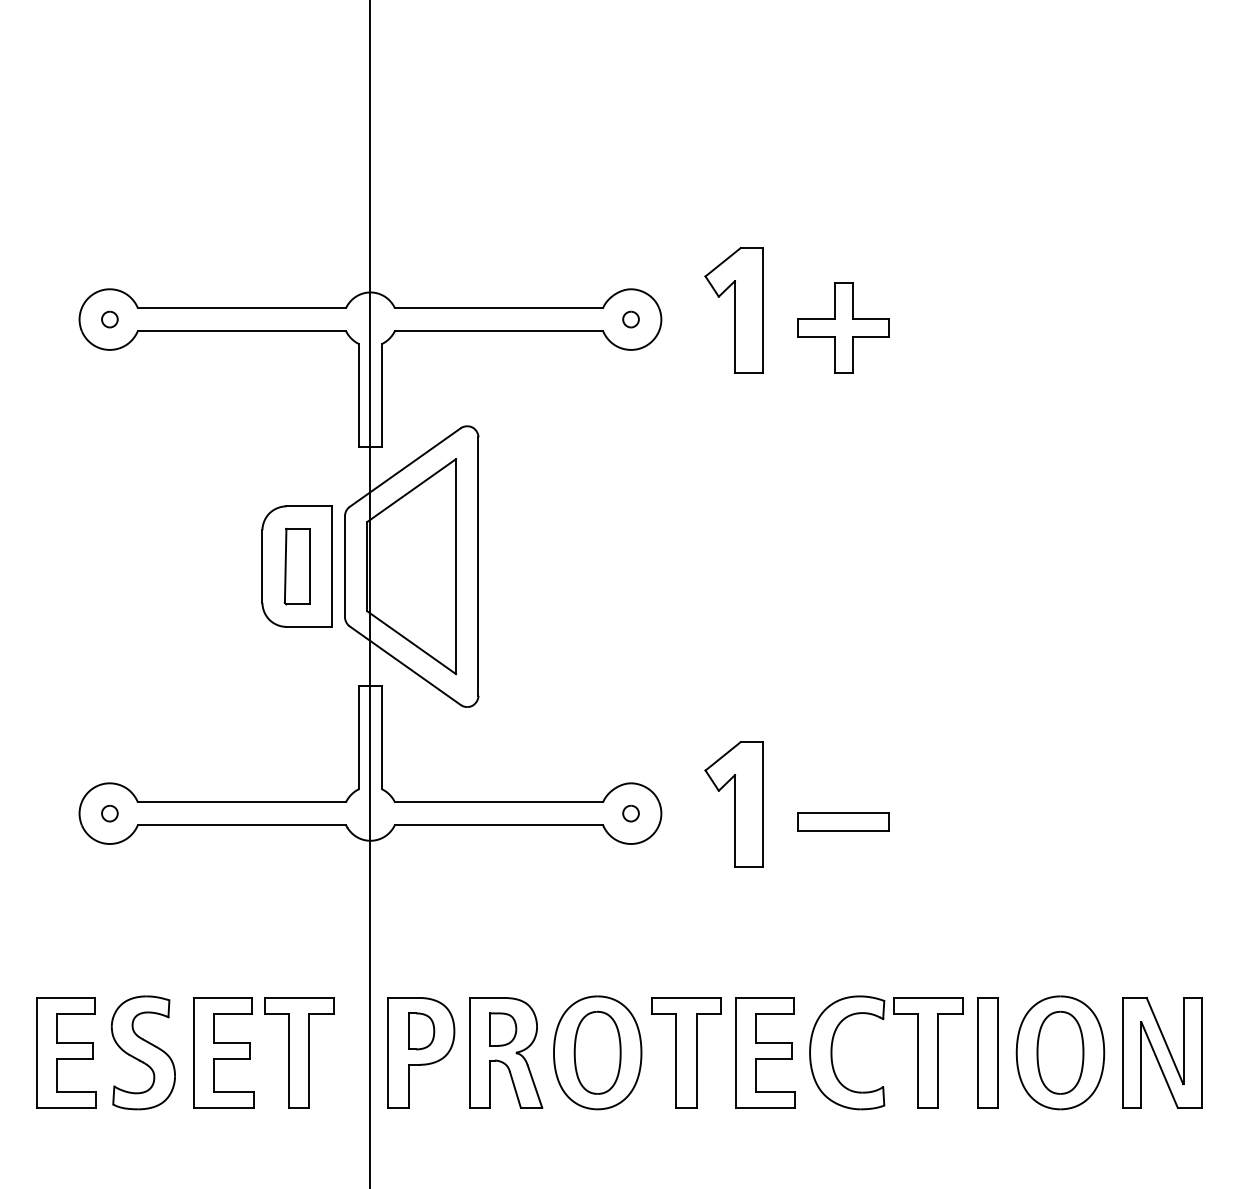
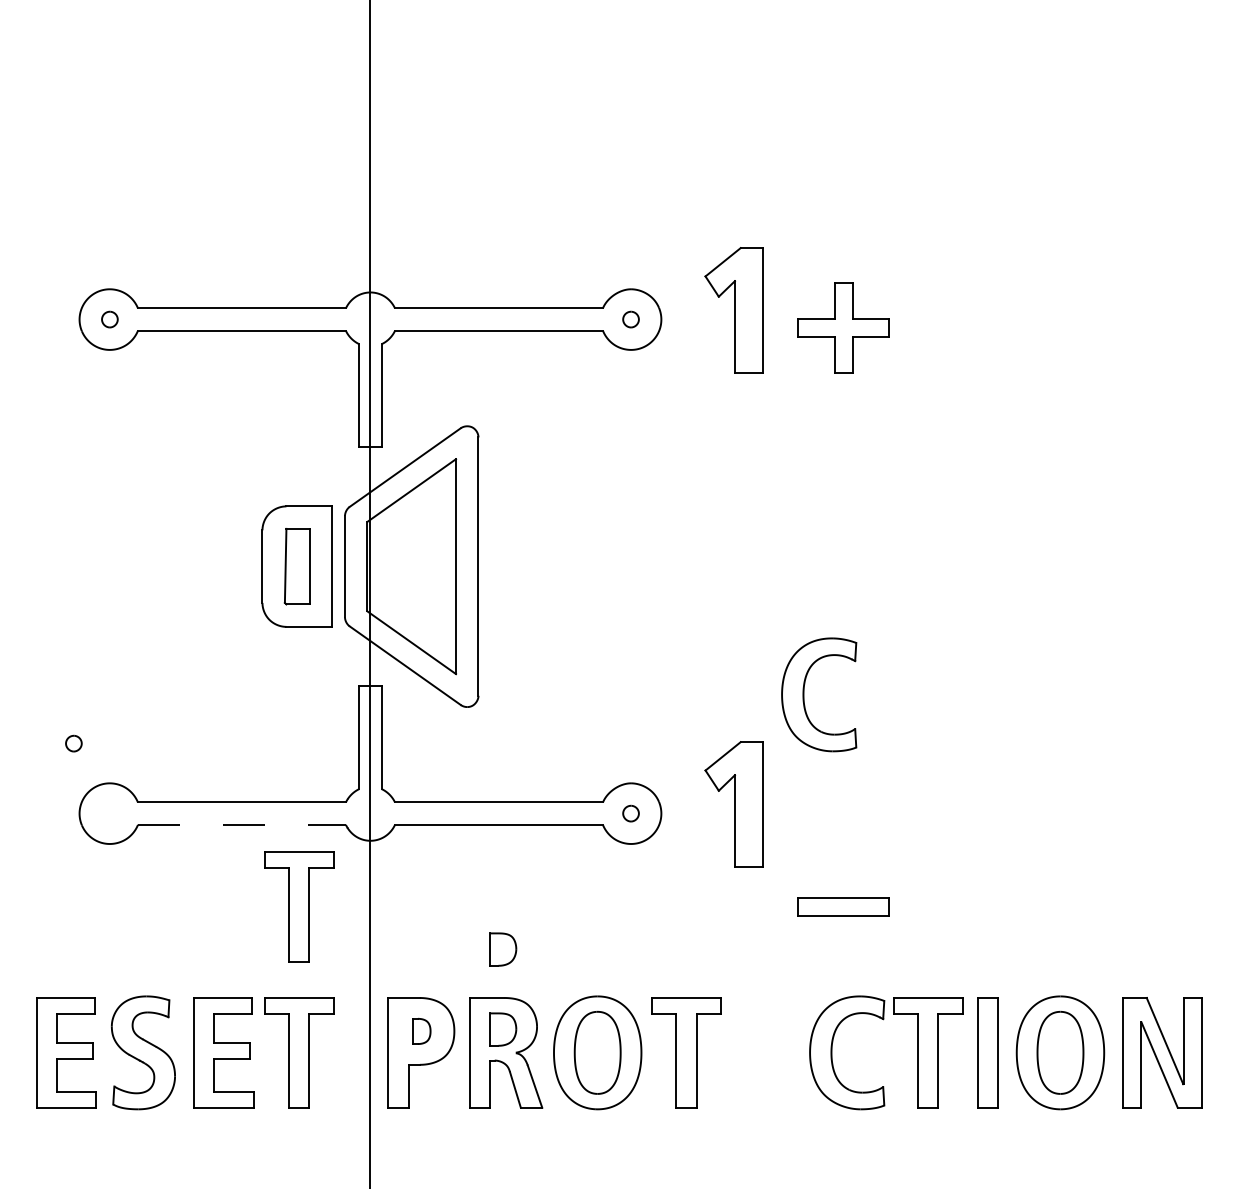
part: none -> present (804, 694)
part position: (109, 813) -> (73, 743) (73, 743)
part position: (843, 821) -> (843, 906) (843, 906)
line: solid -> dashed (241, 824)
part: none -> present (299, 906)
part: none -> present (503, 949)
part size: 28x39 px -> 20x27 px (421, 1031)
part: present -> none (765, 1052)
